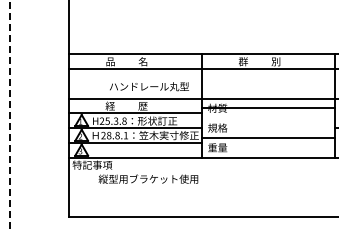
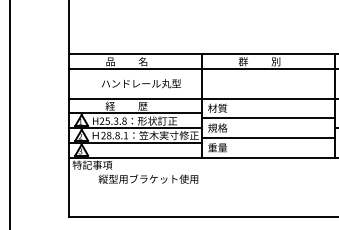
text position: (149, 86) -> (141, 83) (141, 83)
line position: (267, 108) -> (267, 118) (267, 118)
line: dashed -> solid (9, 115)
